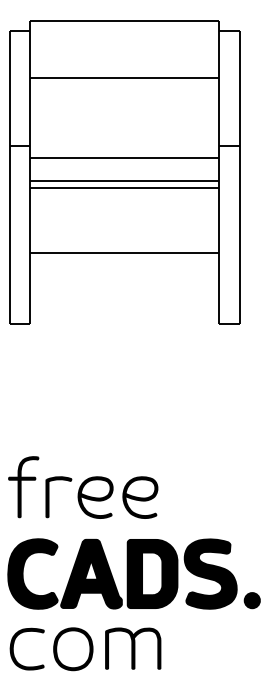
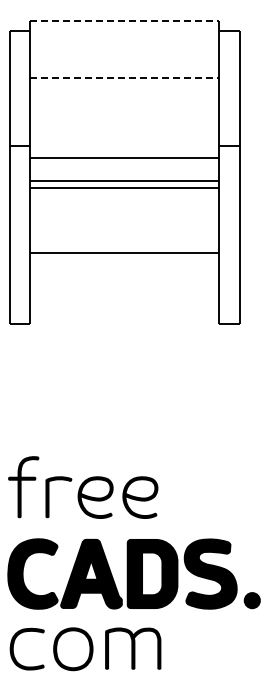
line: solid -> dashed (124, 20)
line: solid -> dashed (124, 77)
